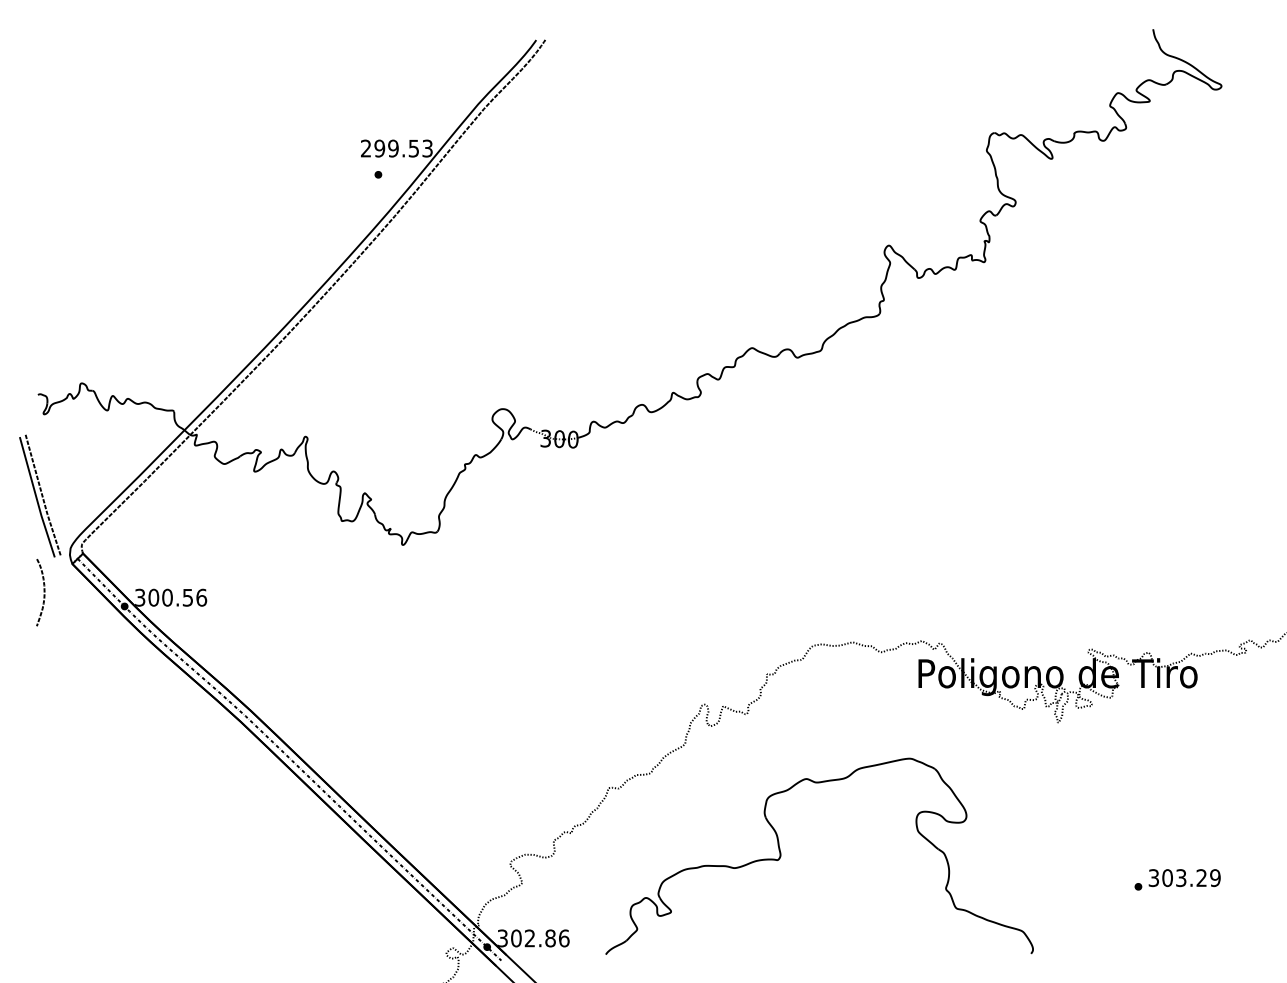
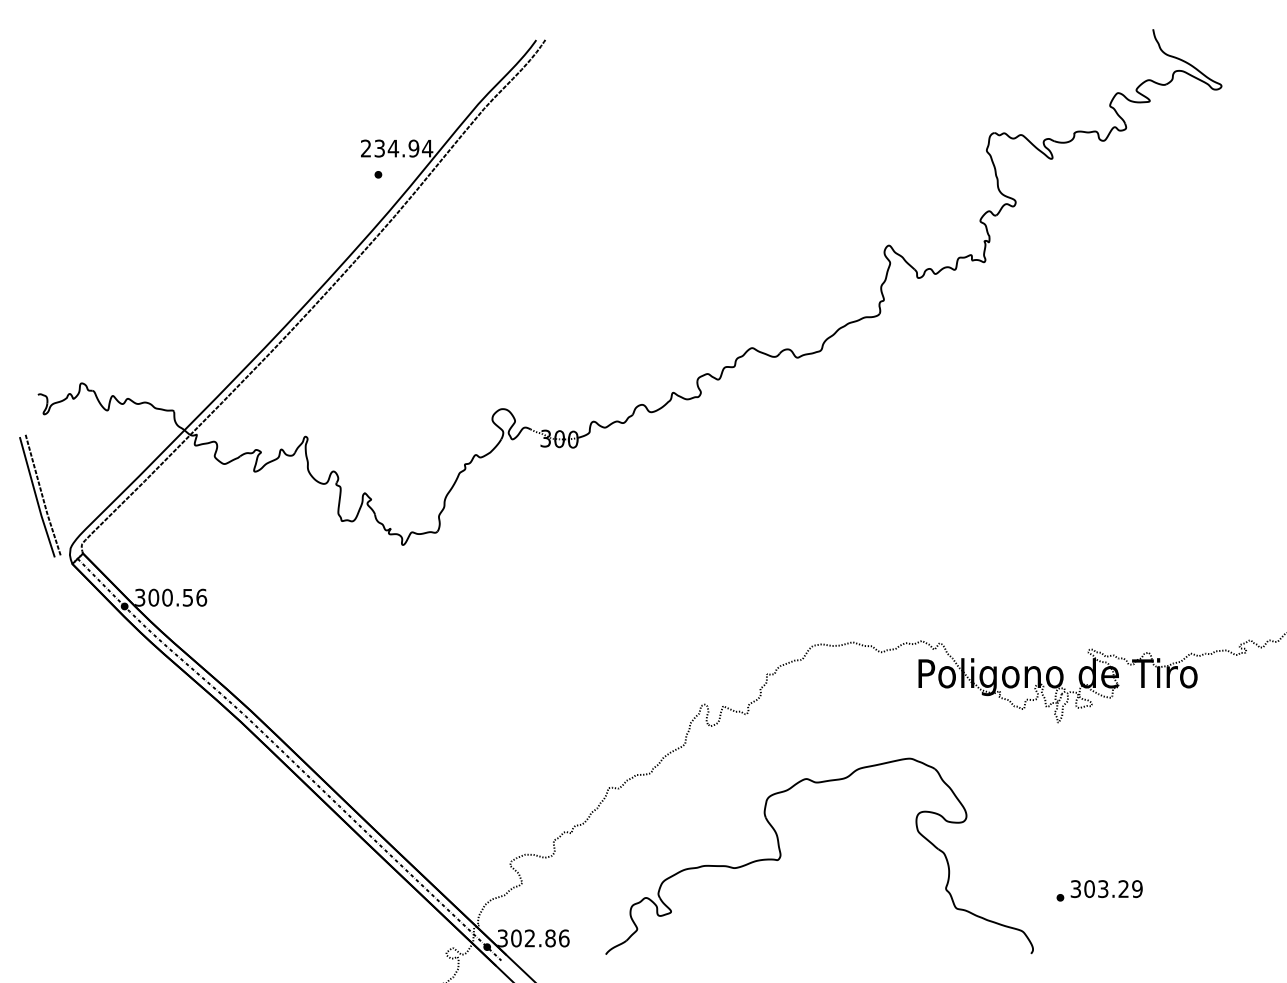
text: 299.53 -> 234.94 (403, 148)
curve: present -> none (43, 592)
text position: (1177, 879) -> (1099, 890) (1099, 890)
